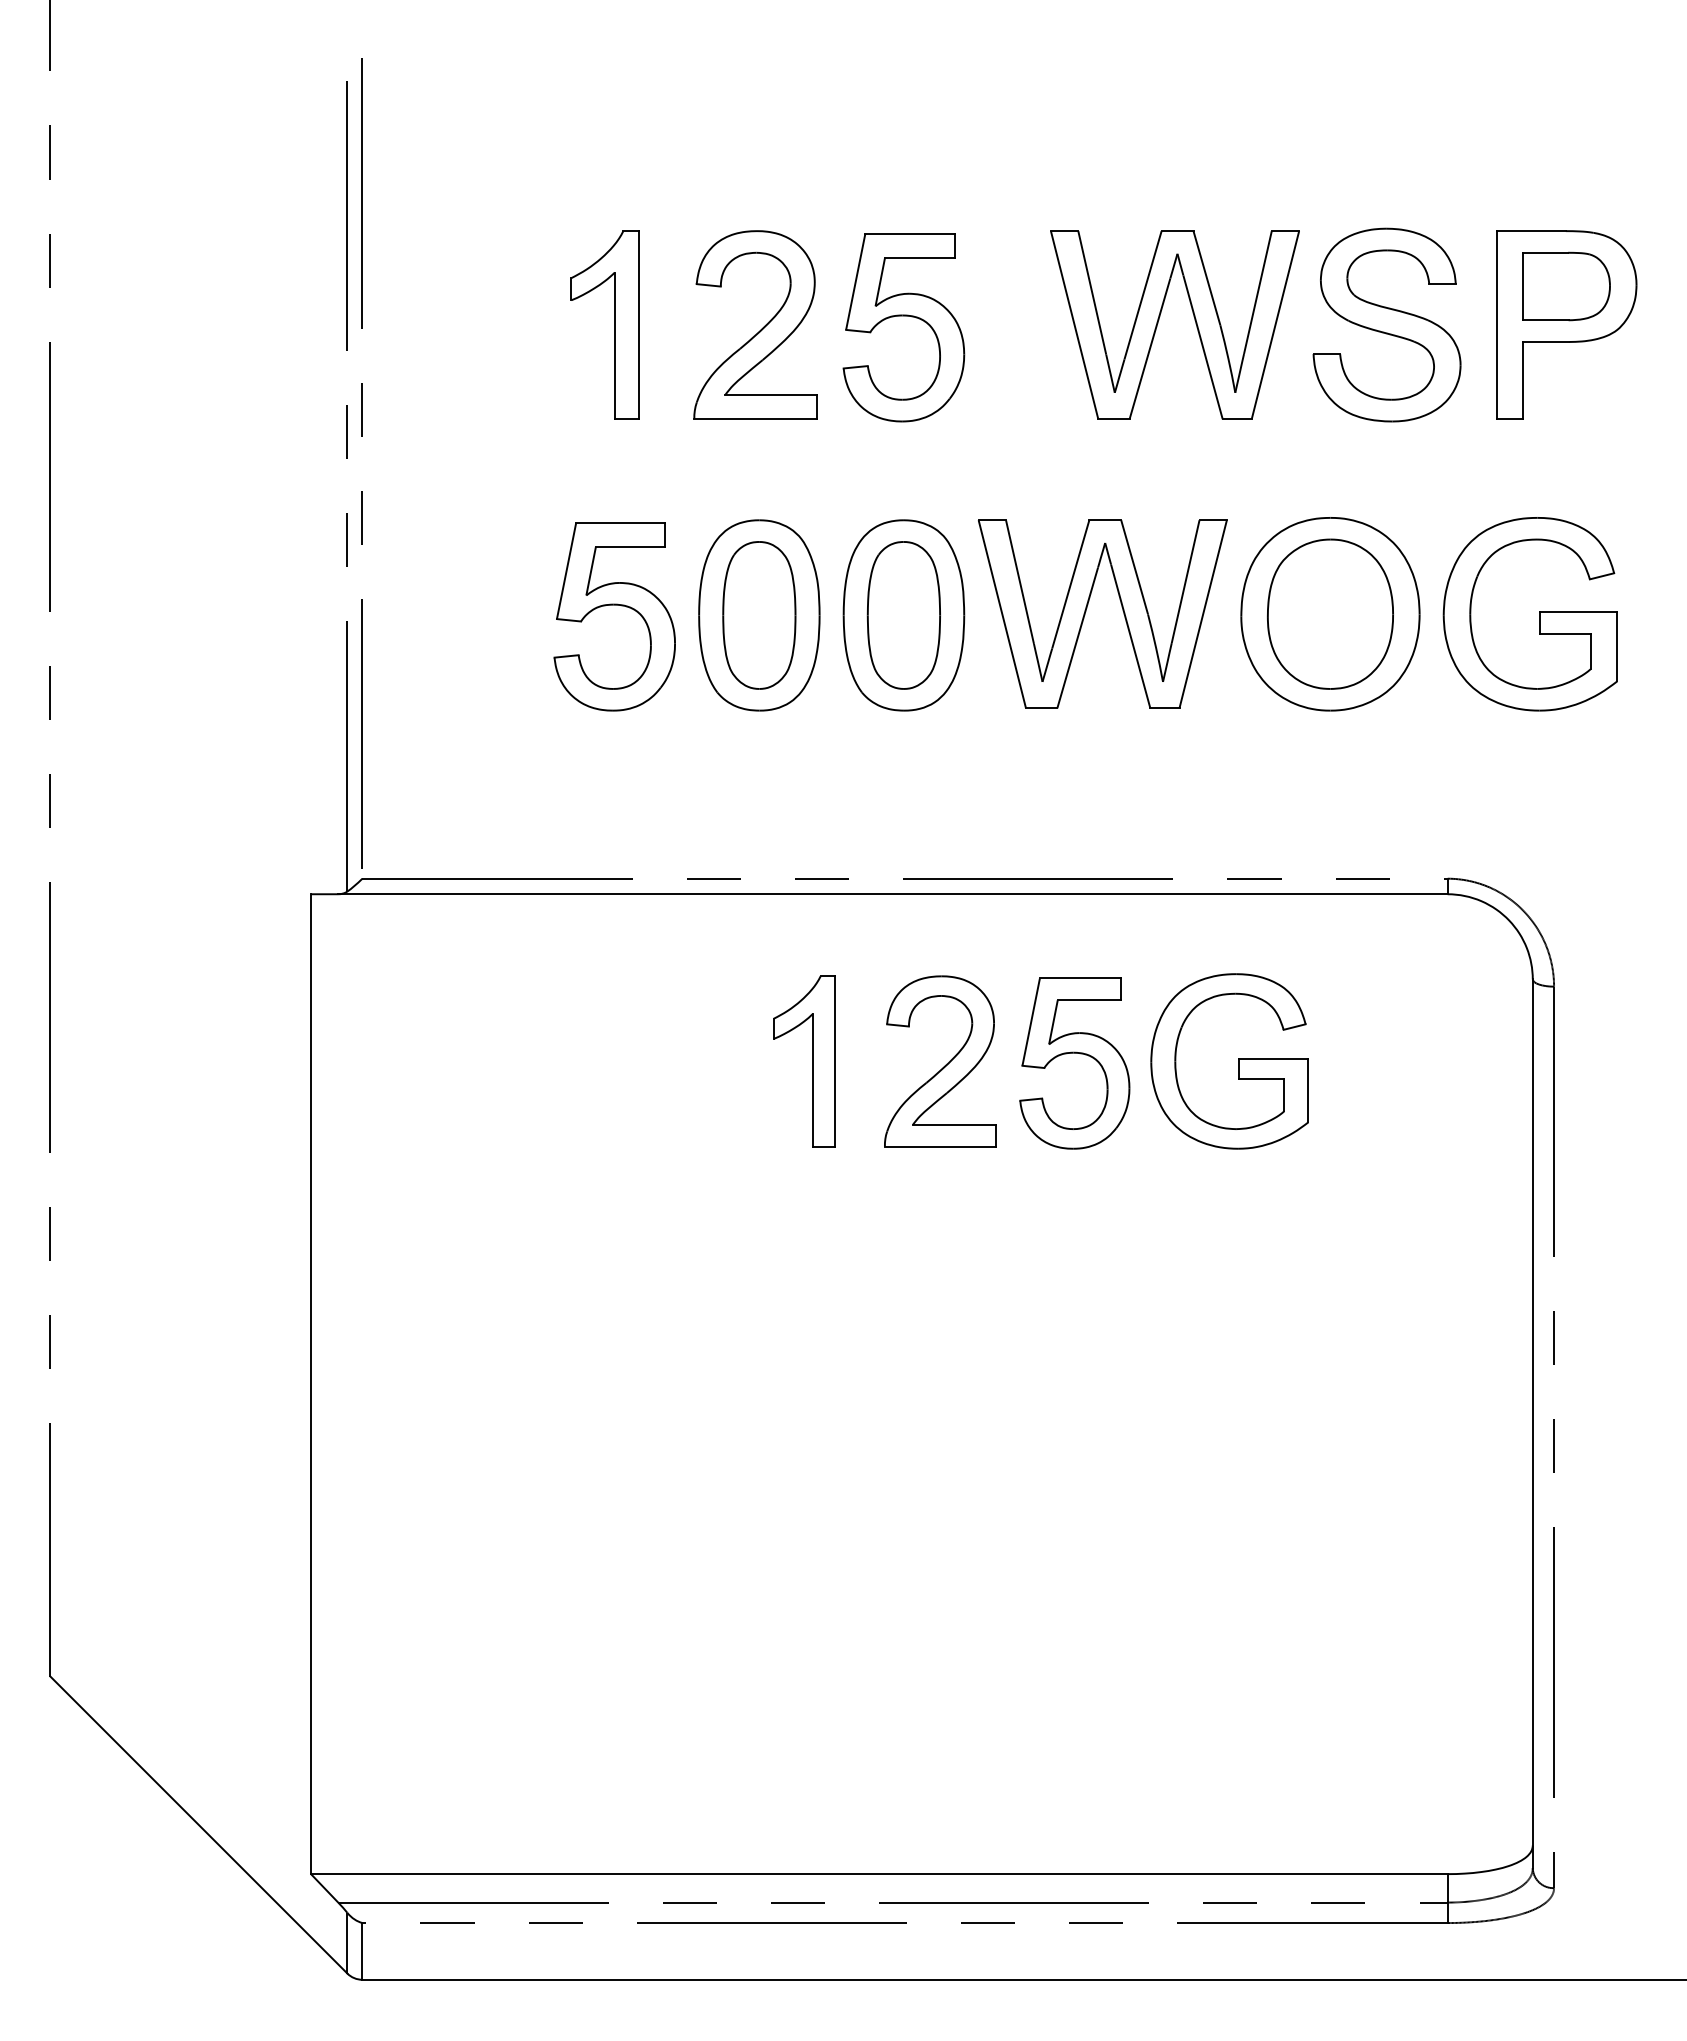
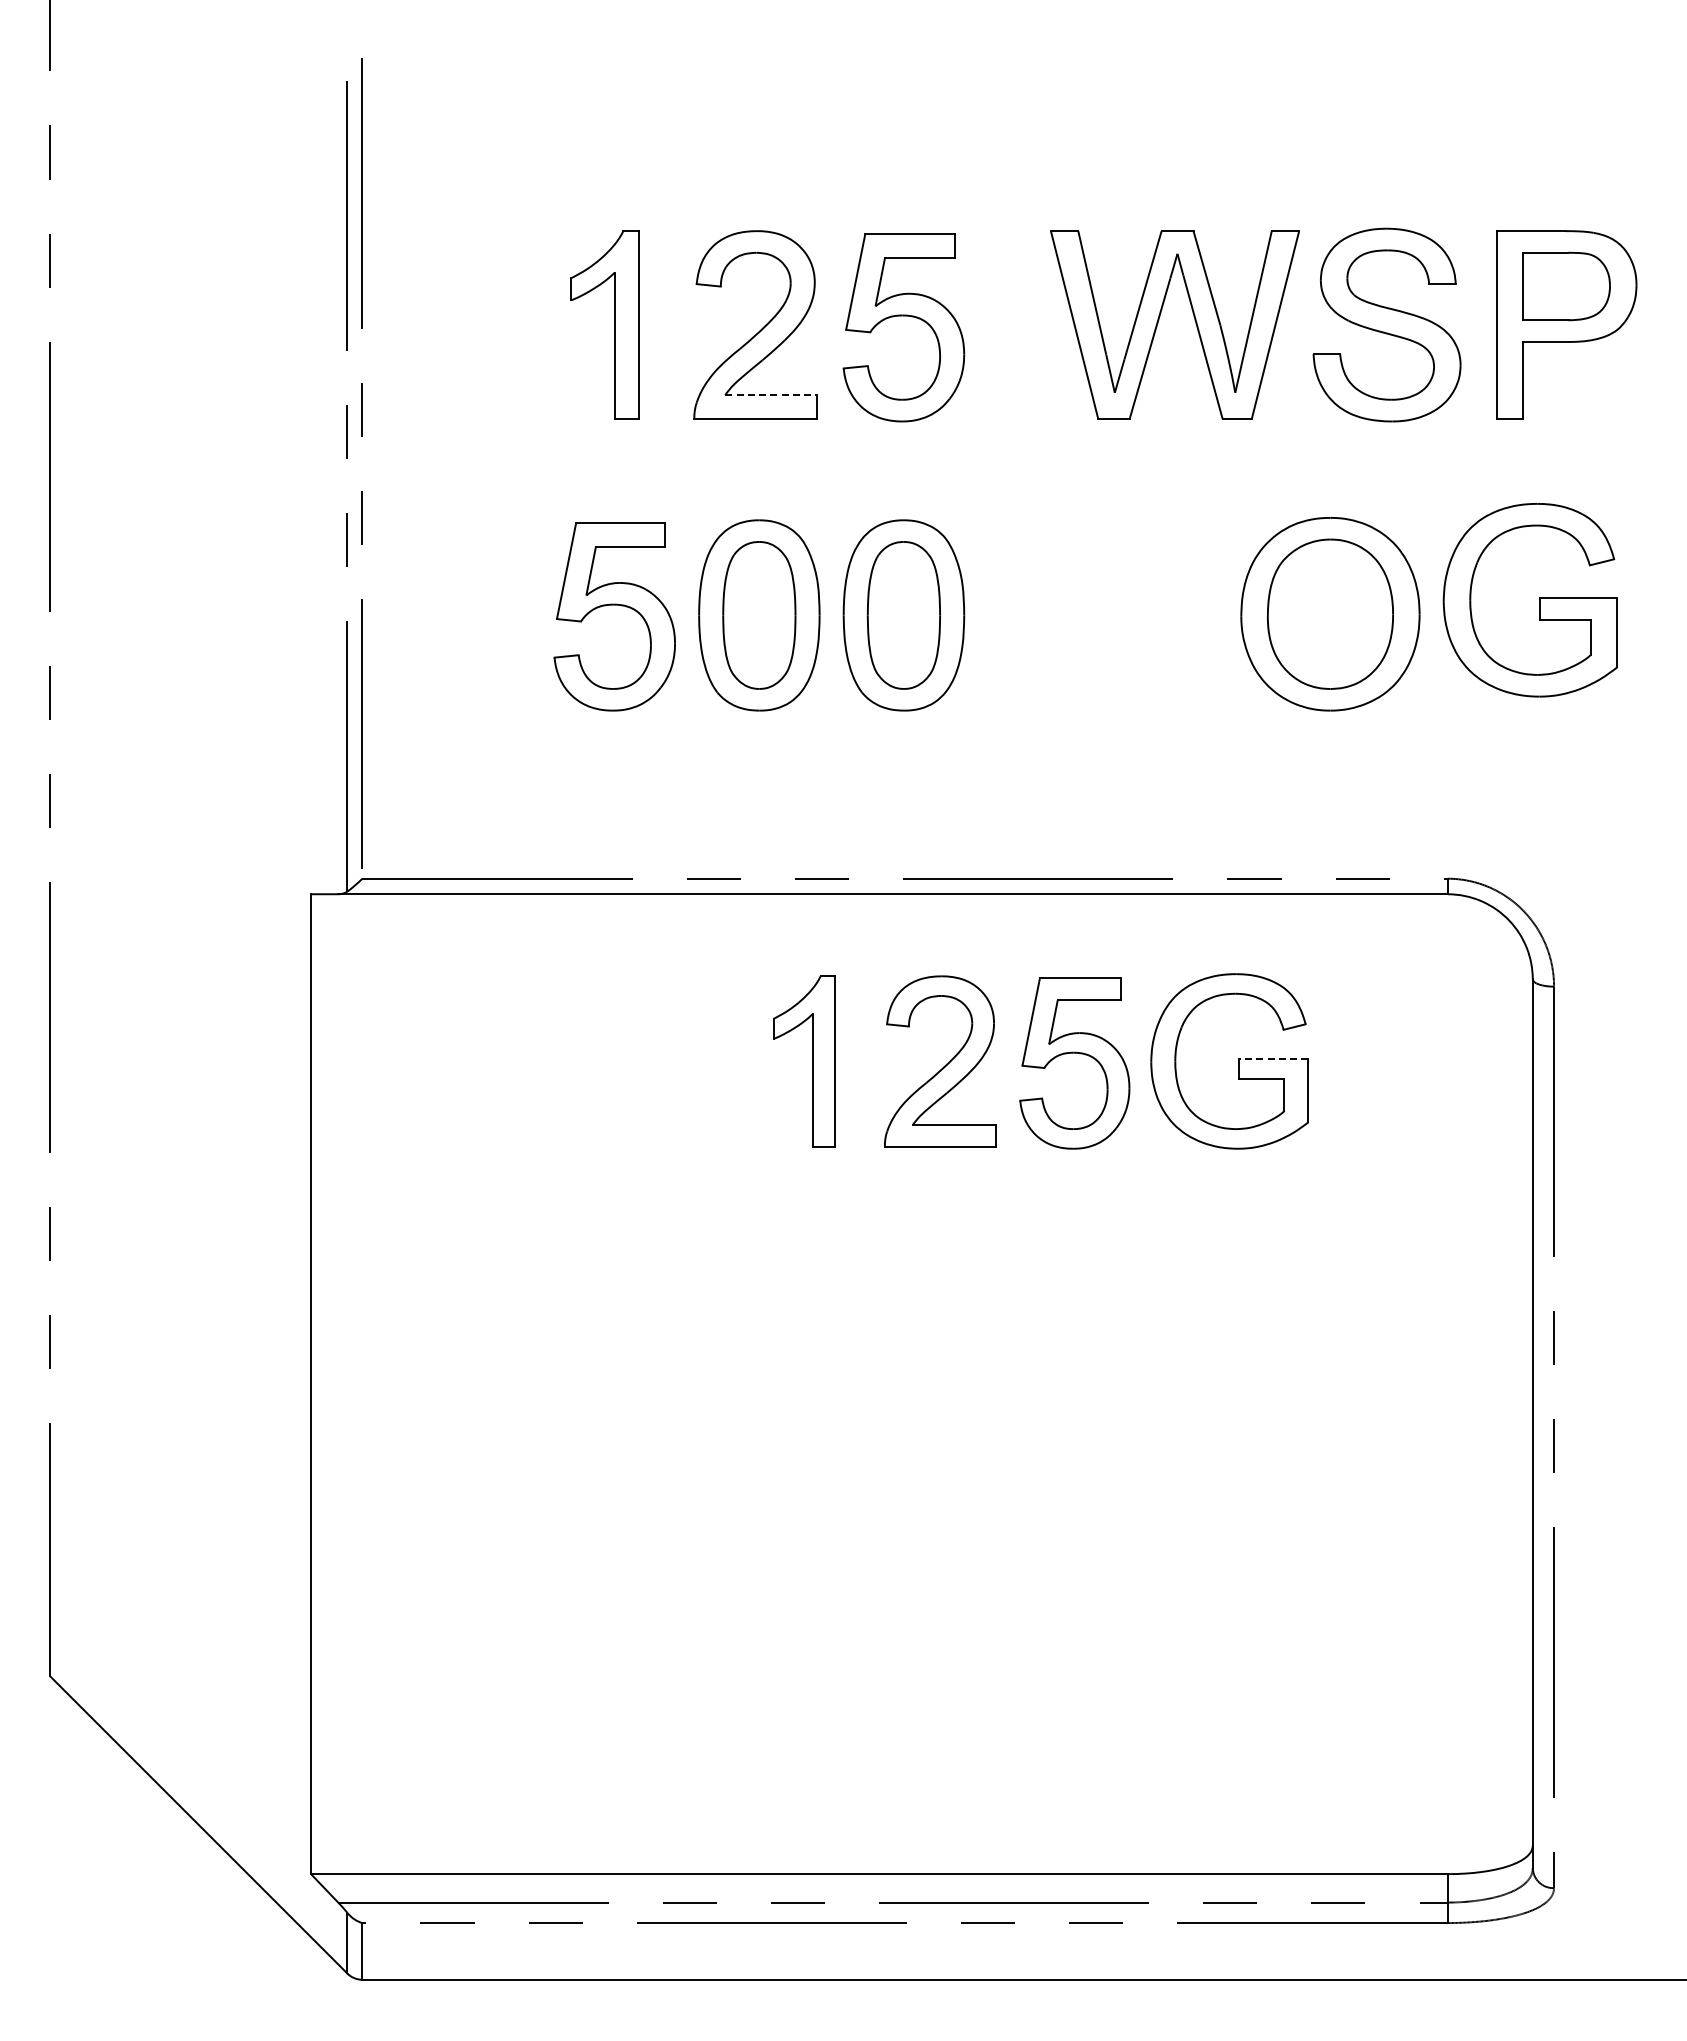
line: solid -> dashed (771, 394)
part: present -> none (1087, 608)
part position: (1539, 614) -> (1539, 600) (1539, 600)
line: solid -> dashed (1273, 1059)
